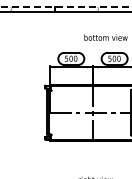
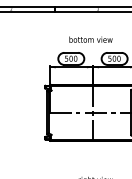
line: dashed -> solid (65, 6)
text position: (105, 37) -> (90, 39) (90, 39)
